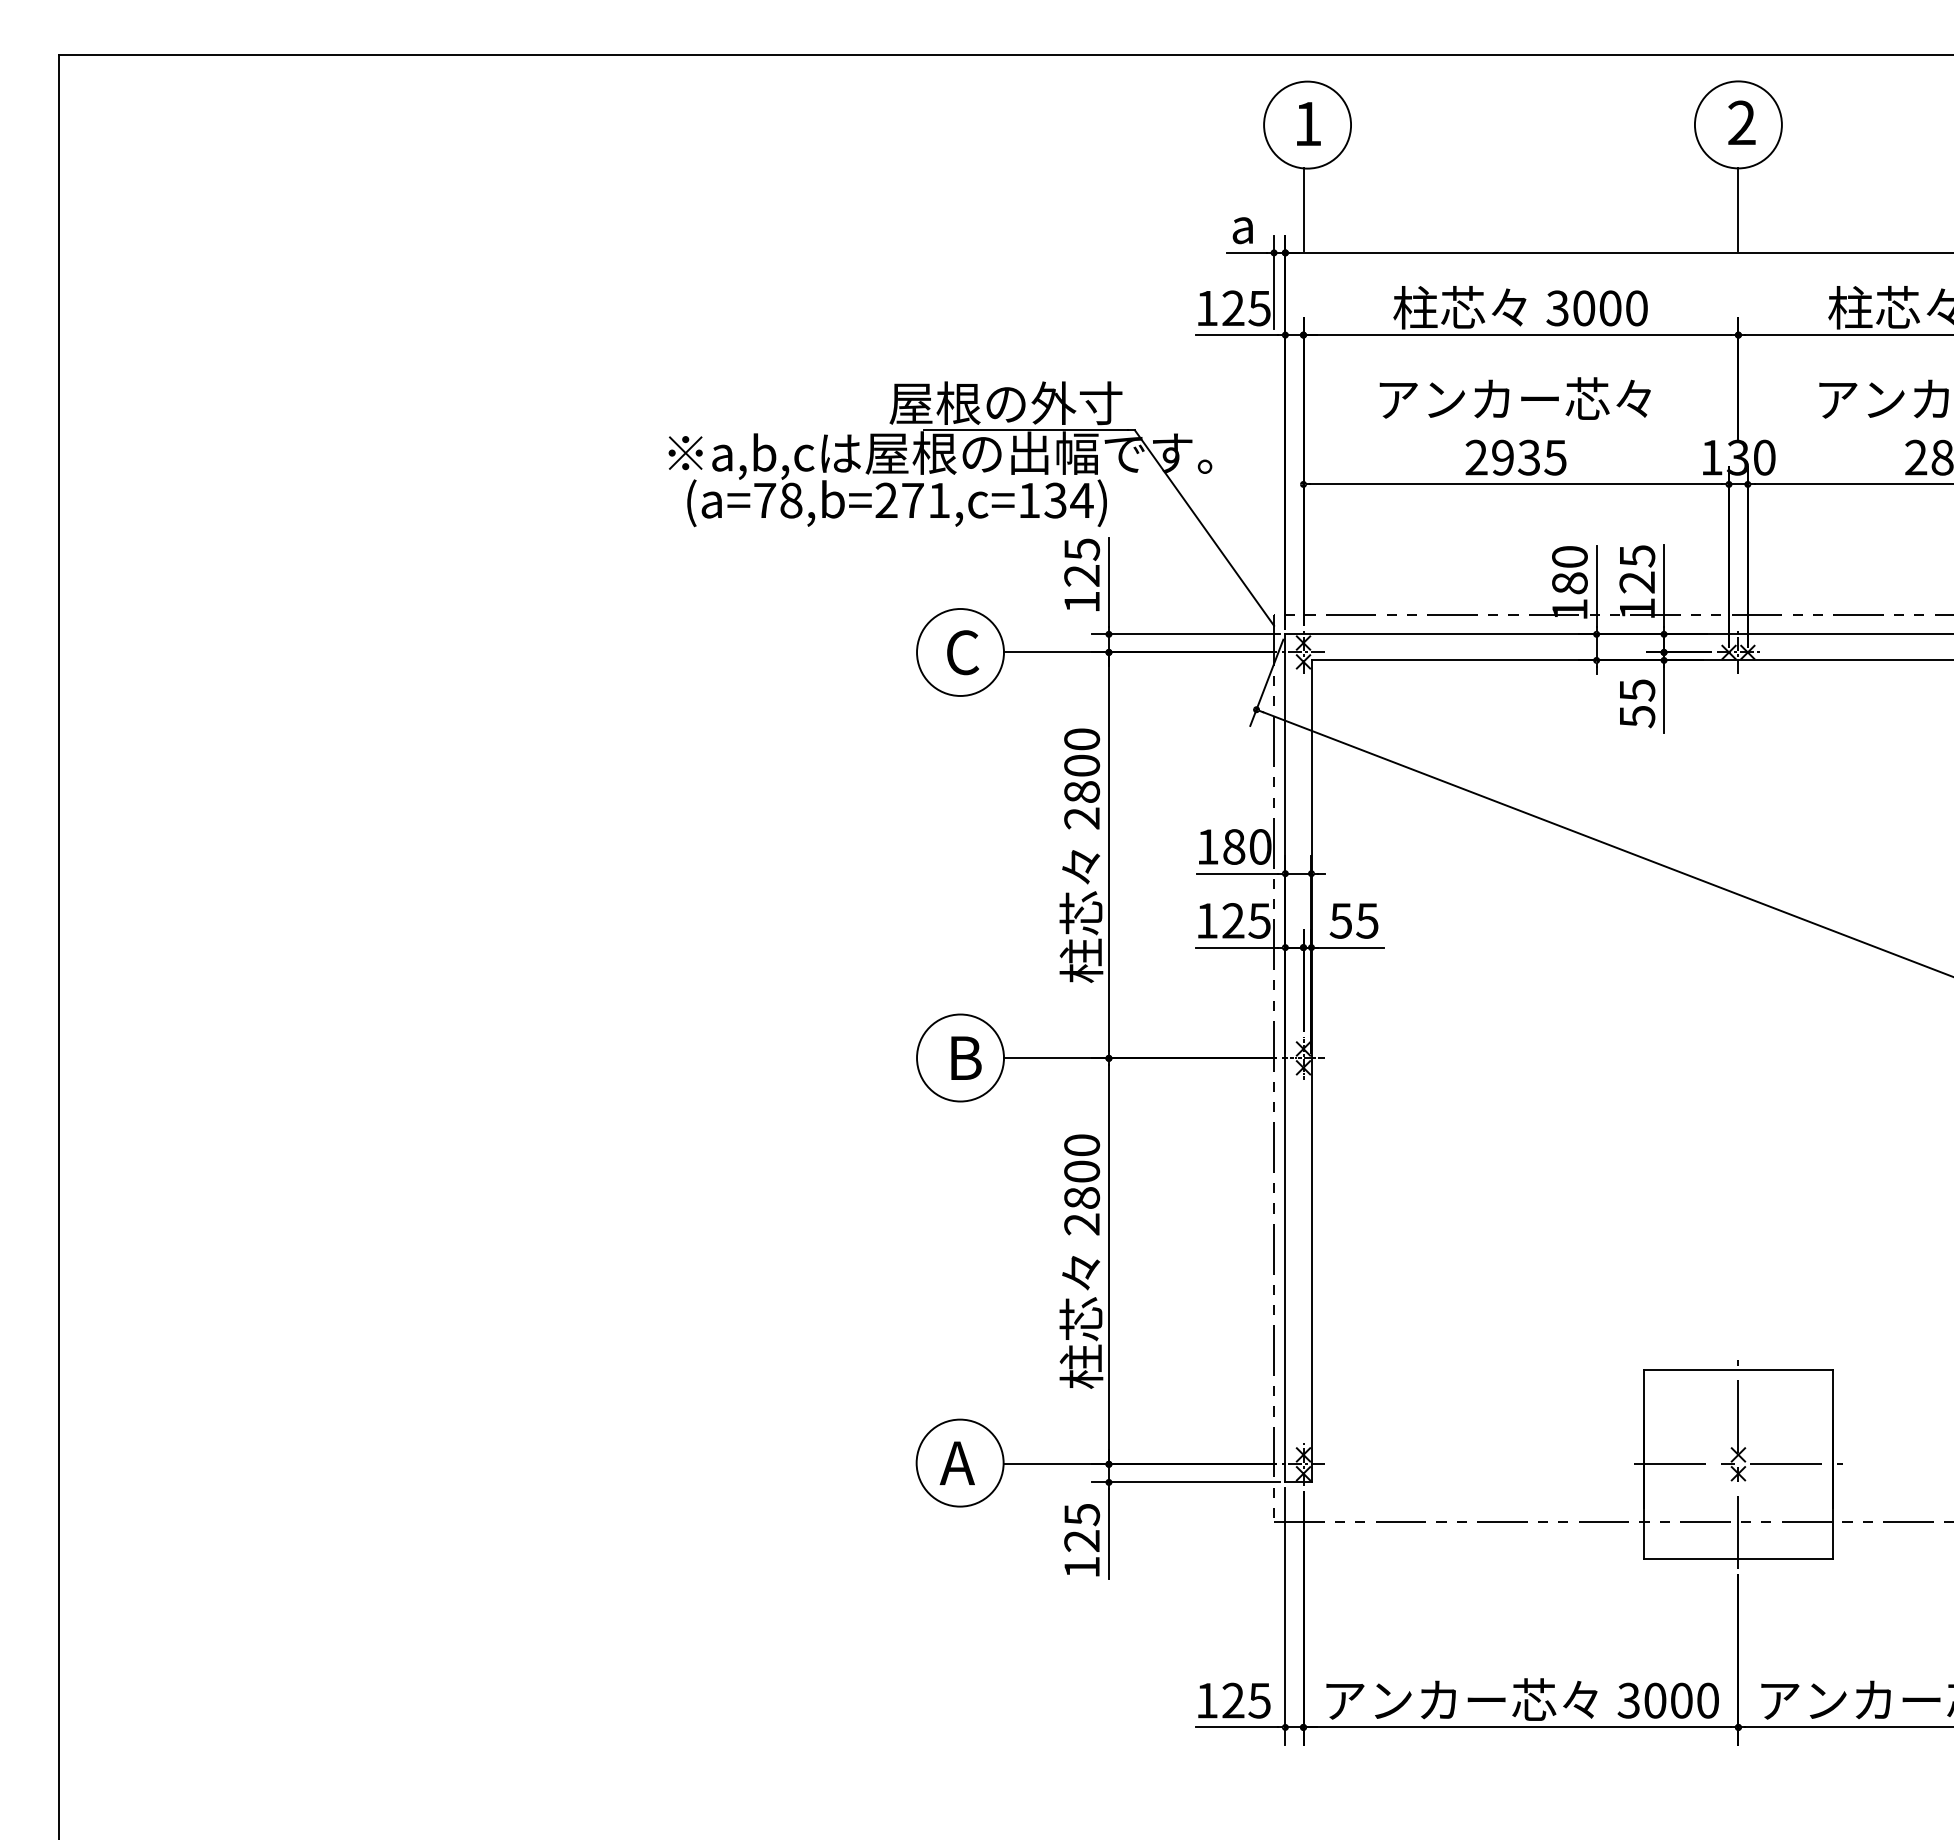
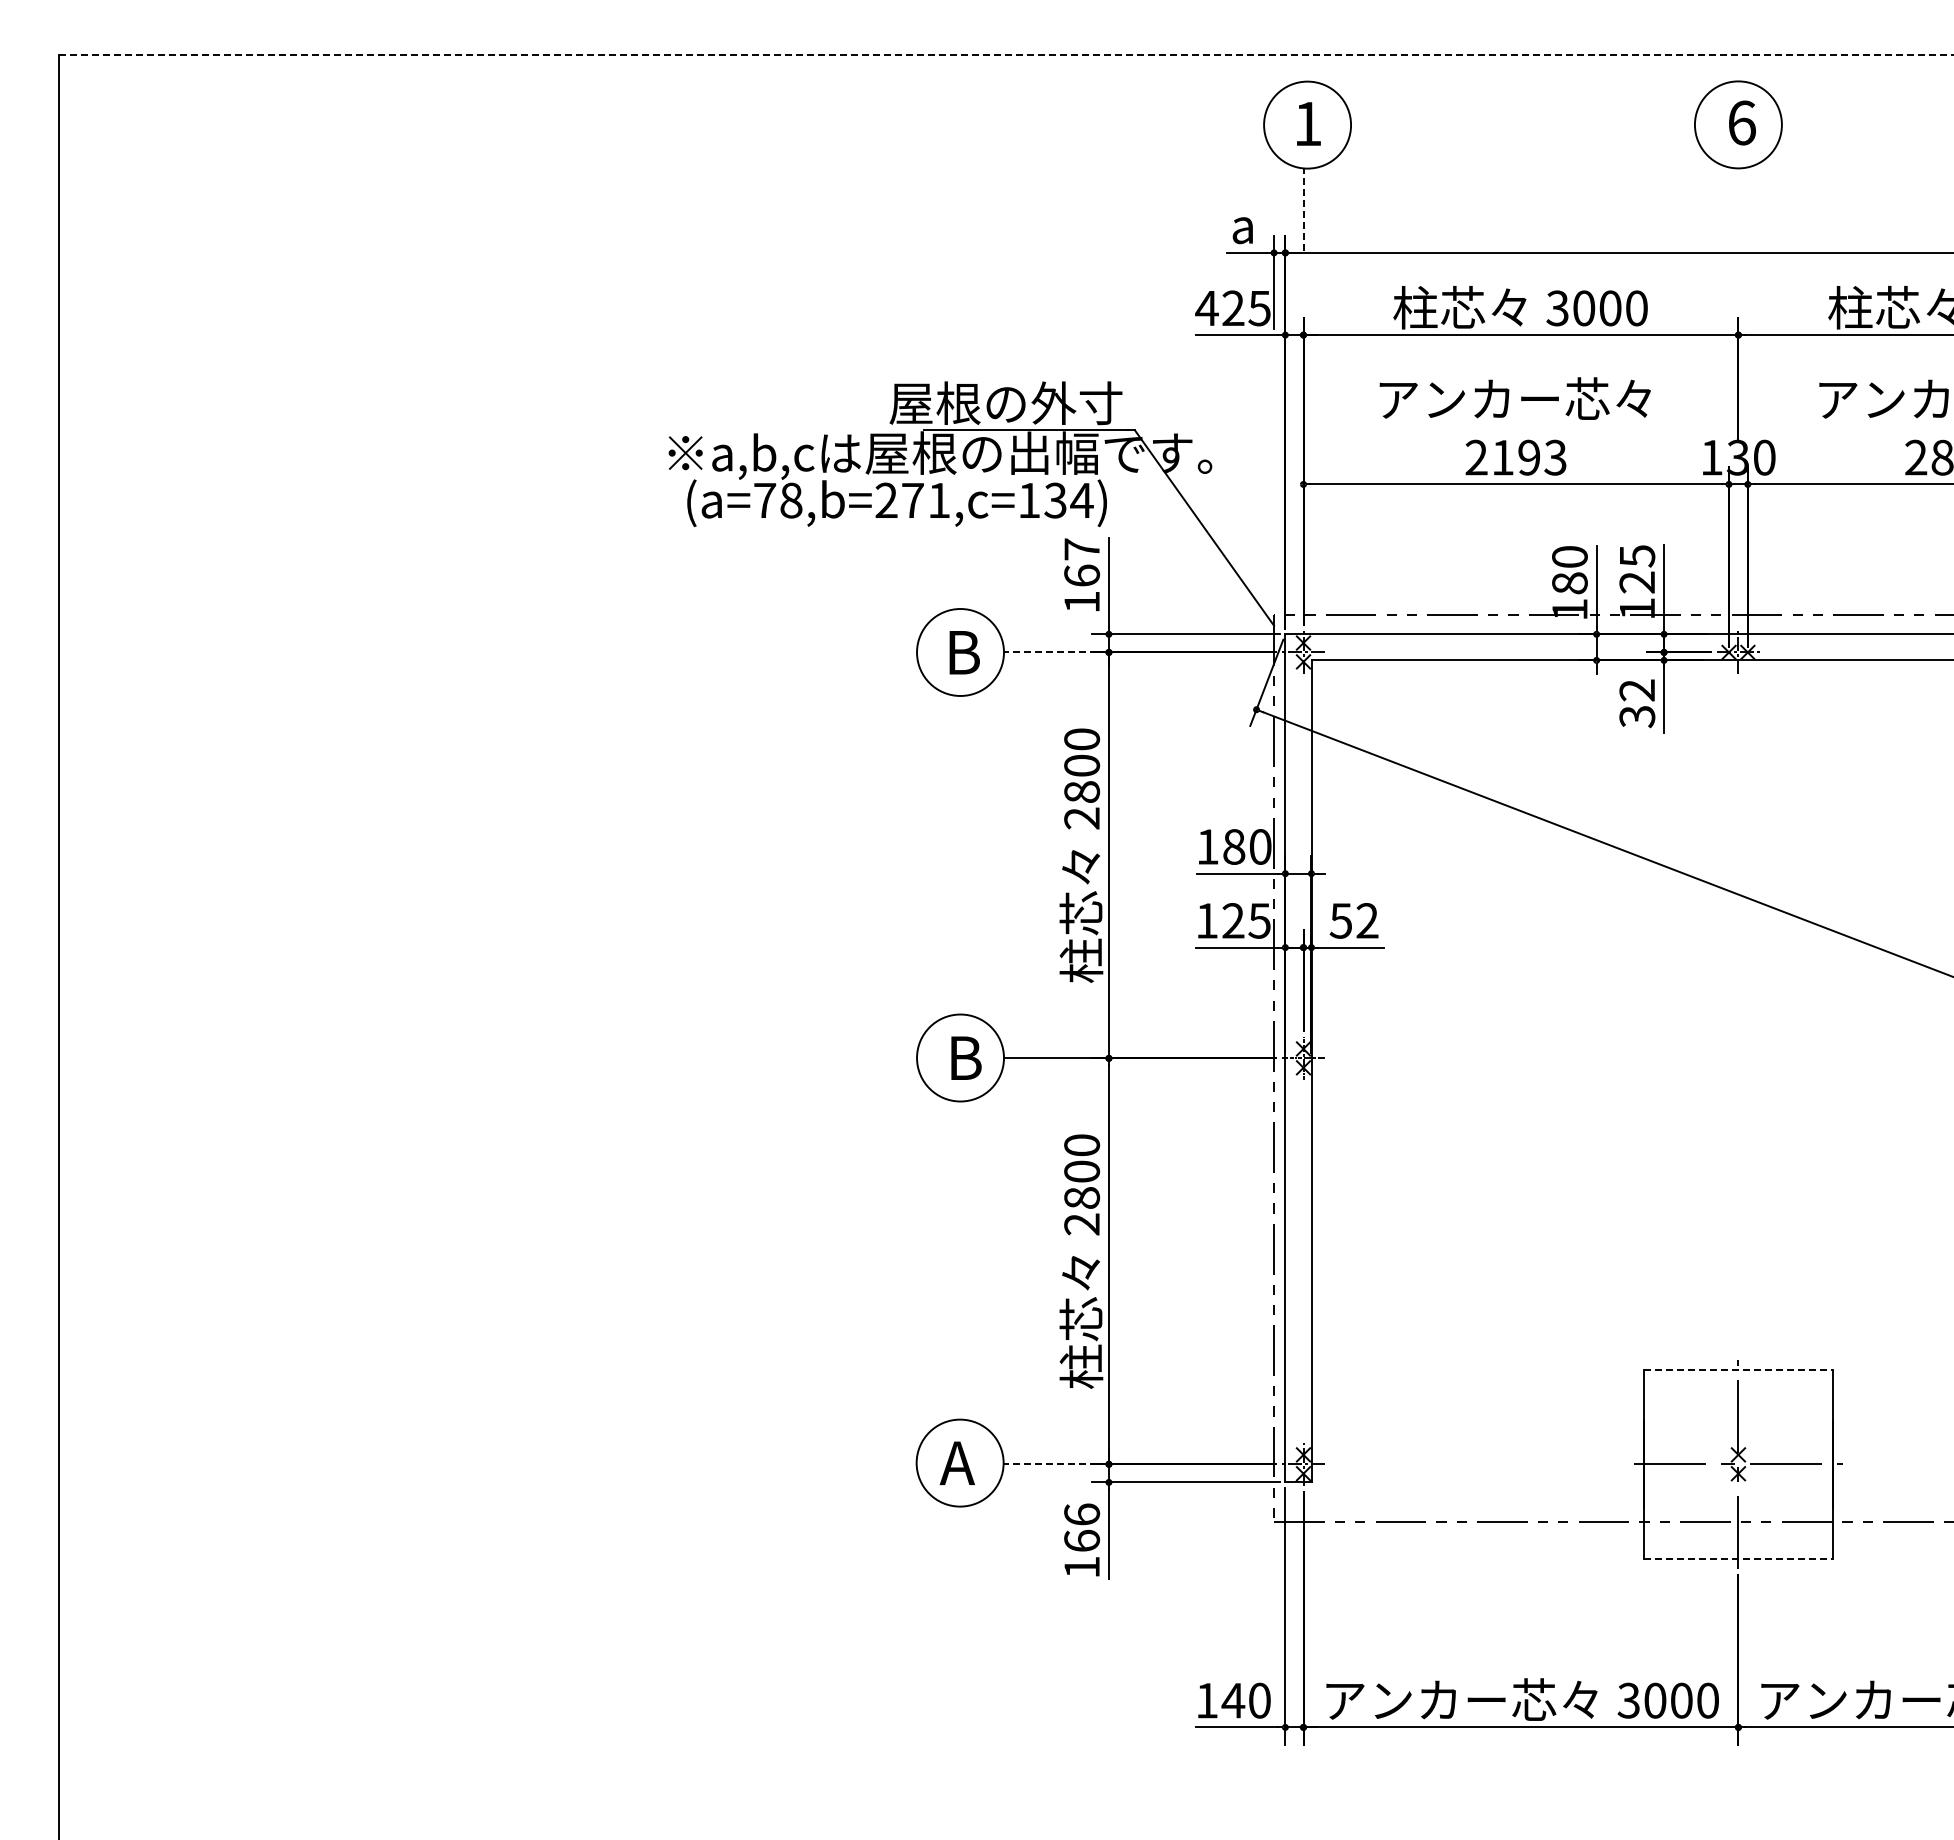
line: solid -> dashed (1006, 55)
text: 2 -> 6 (1741, 122)
line: solid -> dashed (1303, 209)
line: present -> none (1738, 209)
text: 125 -> 425 (1206, 308)
text: 2935 -> 2193 (1529, 457)
text: 125 -> 167 (1082, 562)
text: C -> B (963, 652)
line: solid -> dashed (1050, 652)
text: 55 -> 32 (1637, 703)
text: 55 -> 52 (1367, 920)
line: solid -> dashed (1738, 1370)
line: solid -> dashed (1050, 1464)
text: 125 -> 166 (1082, 1527)
line: solid -> dashed (1738, 1558)
text: 125 -> 140 (1245, 1700)
